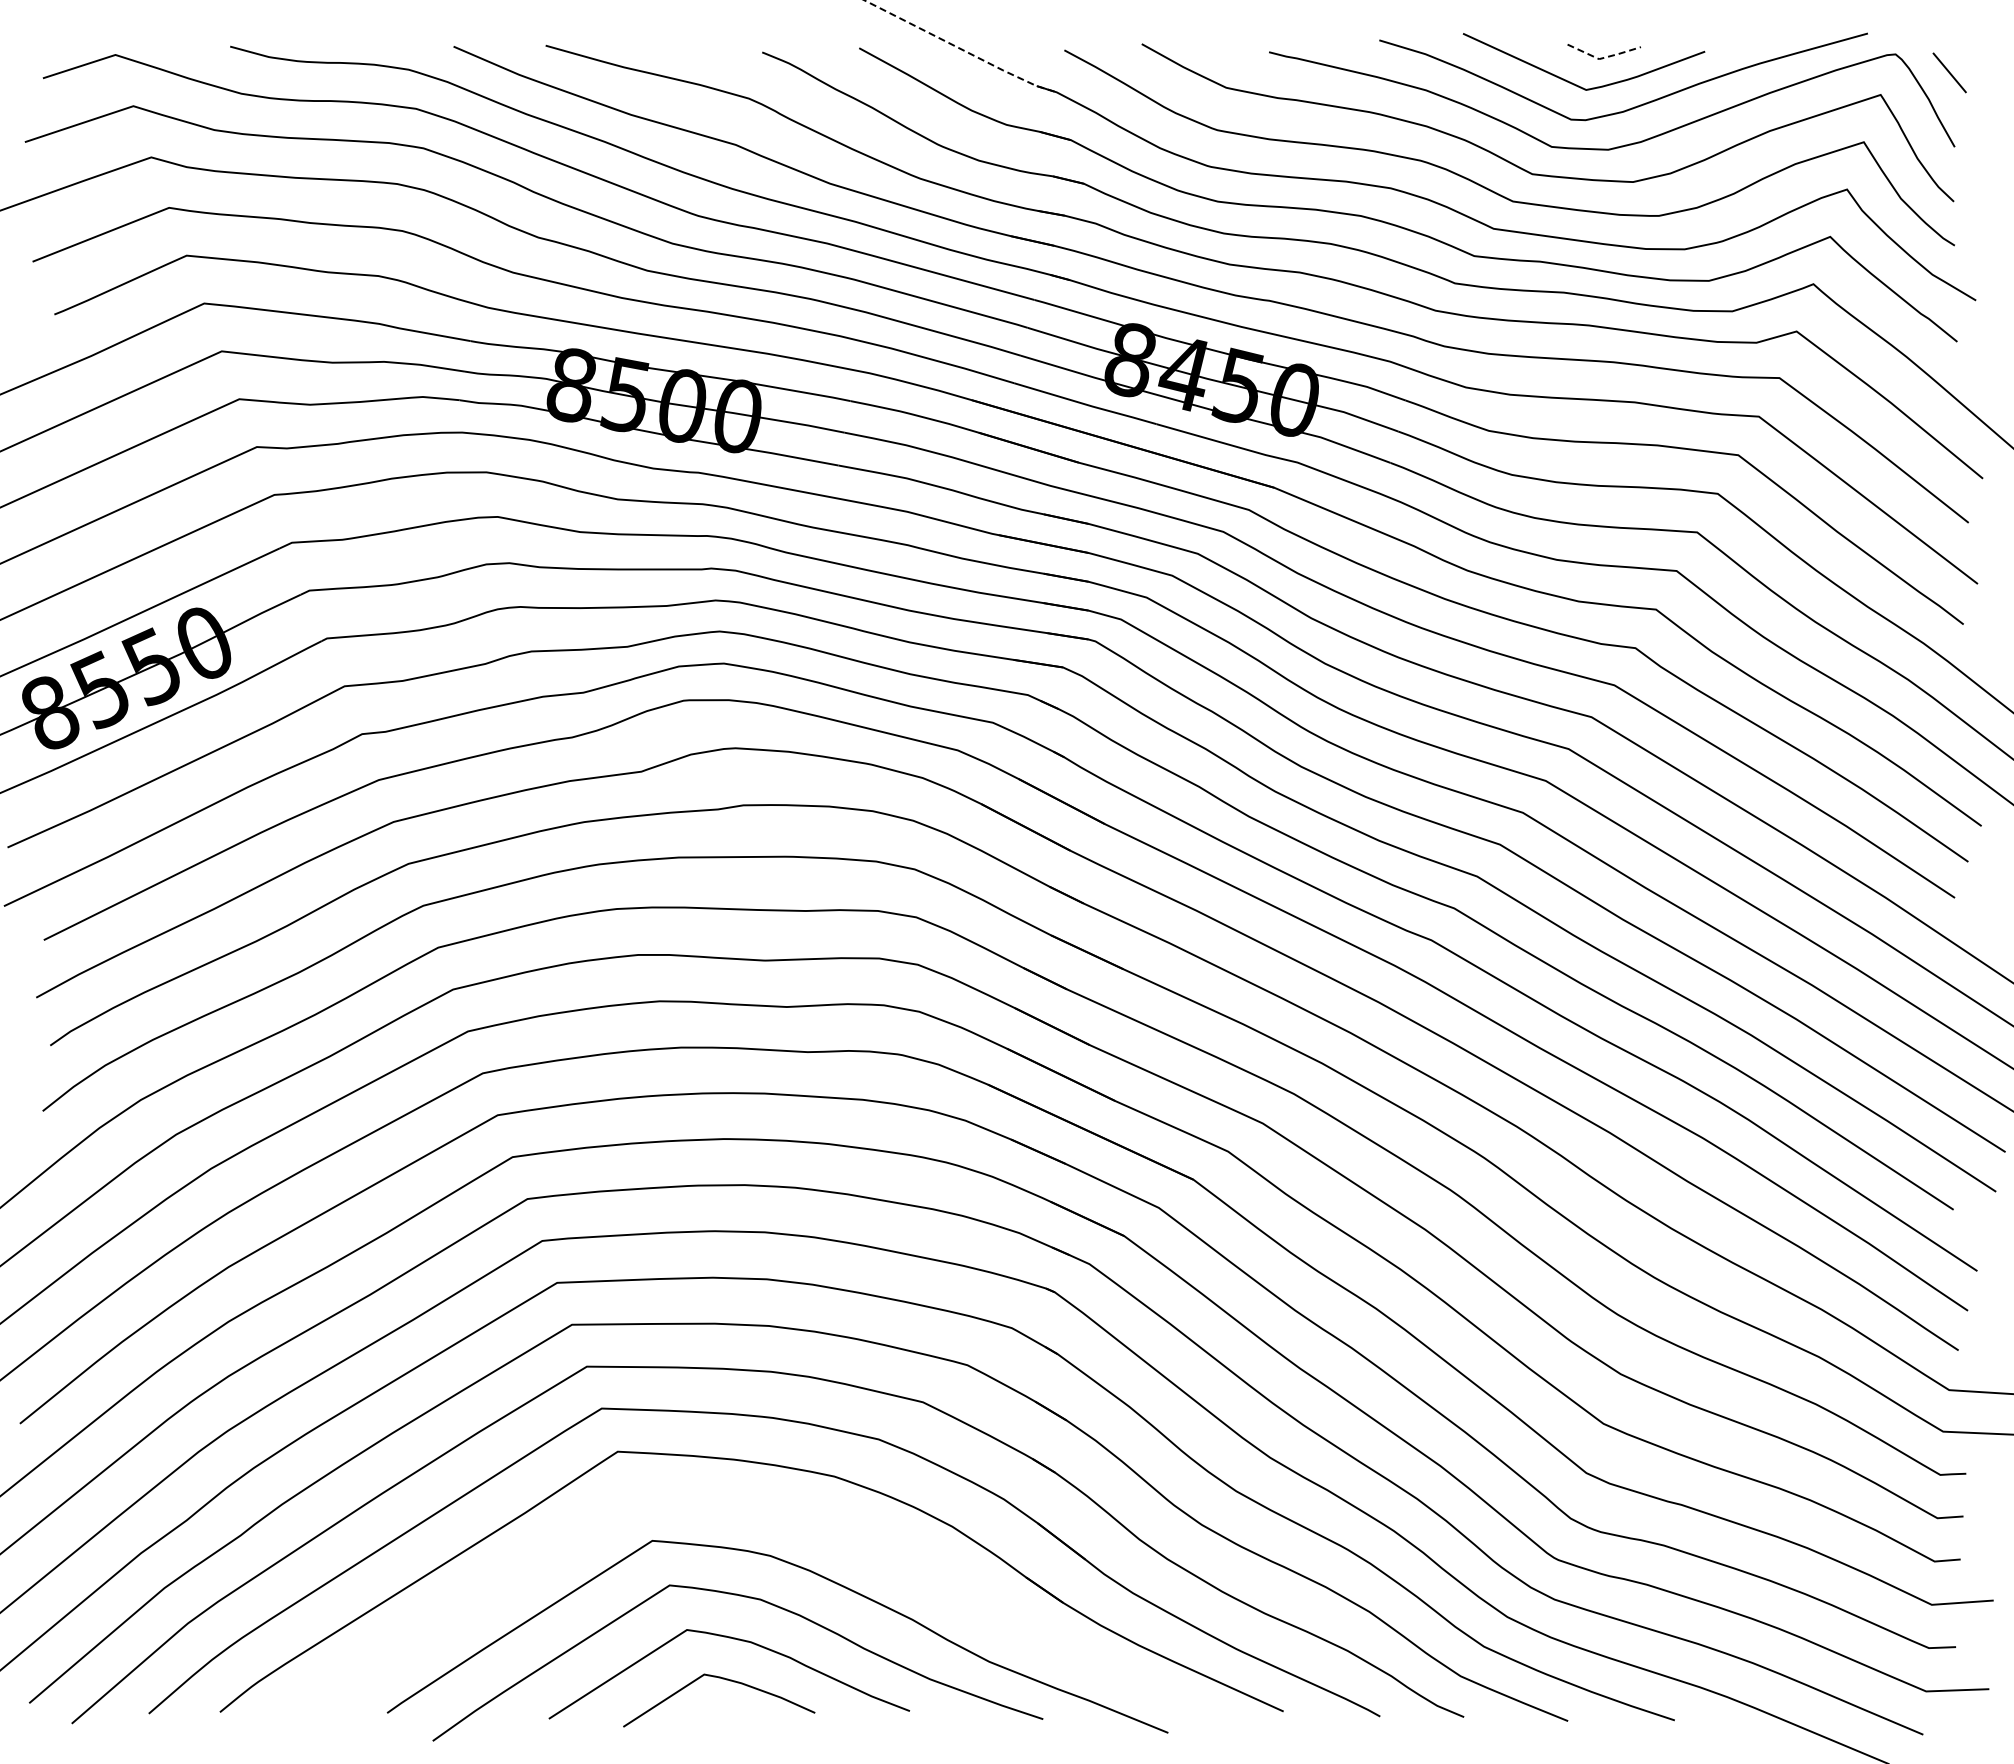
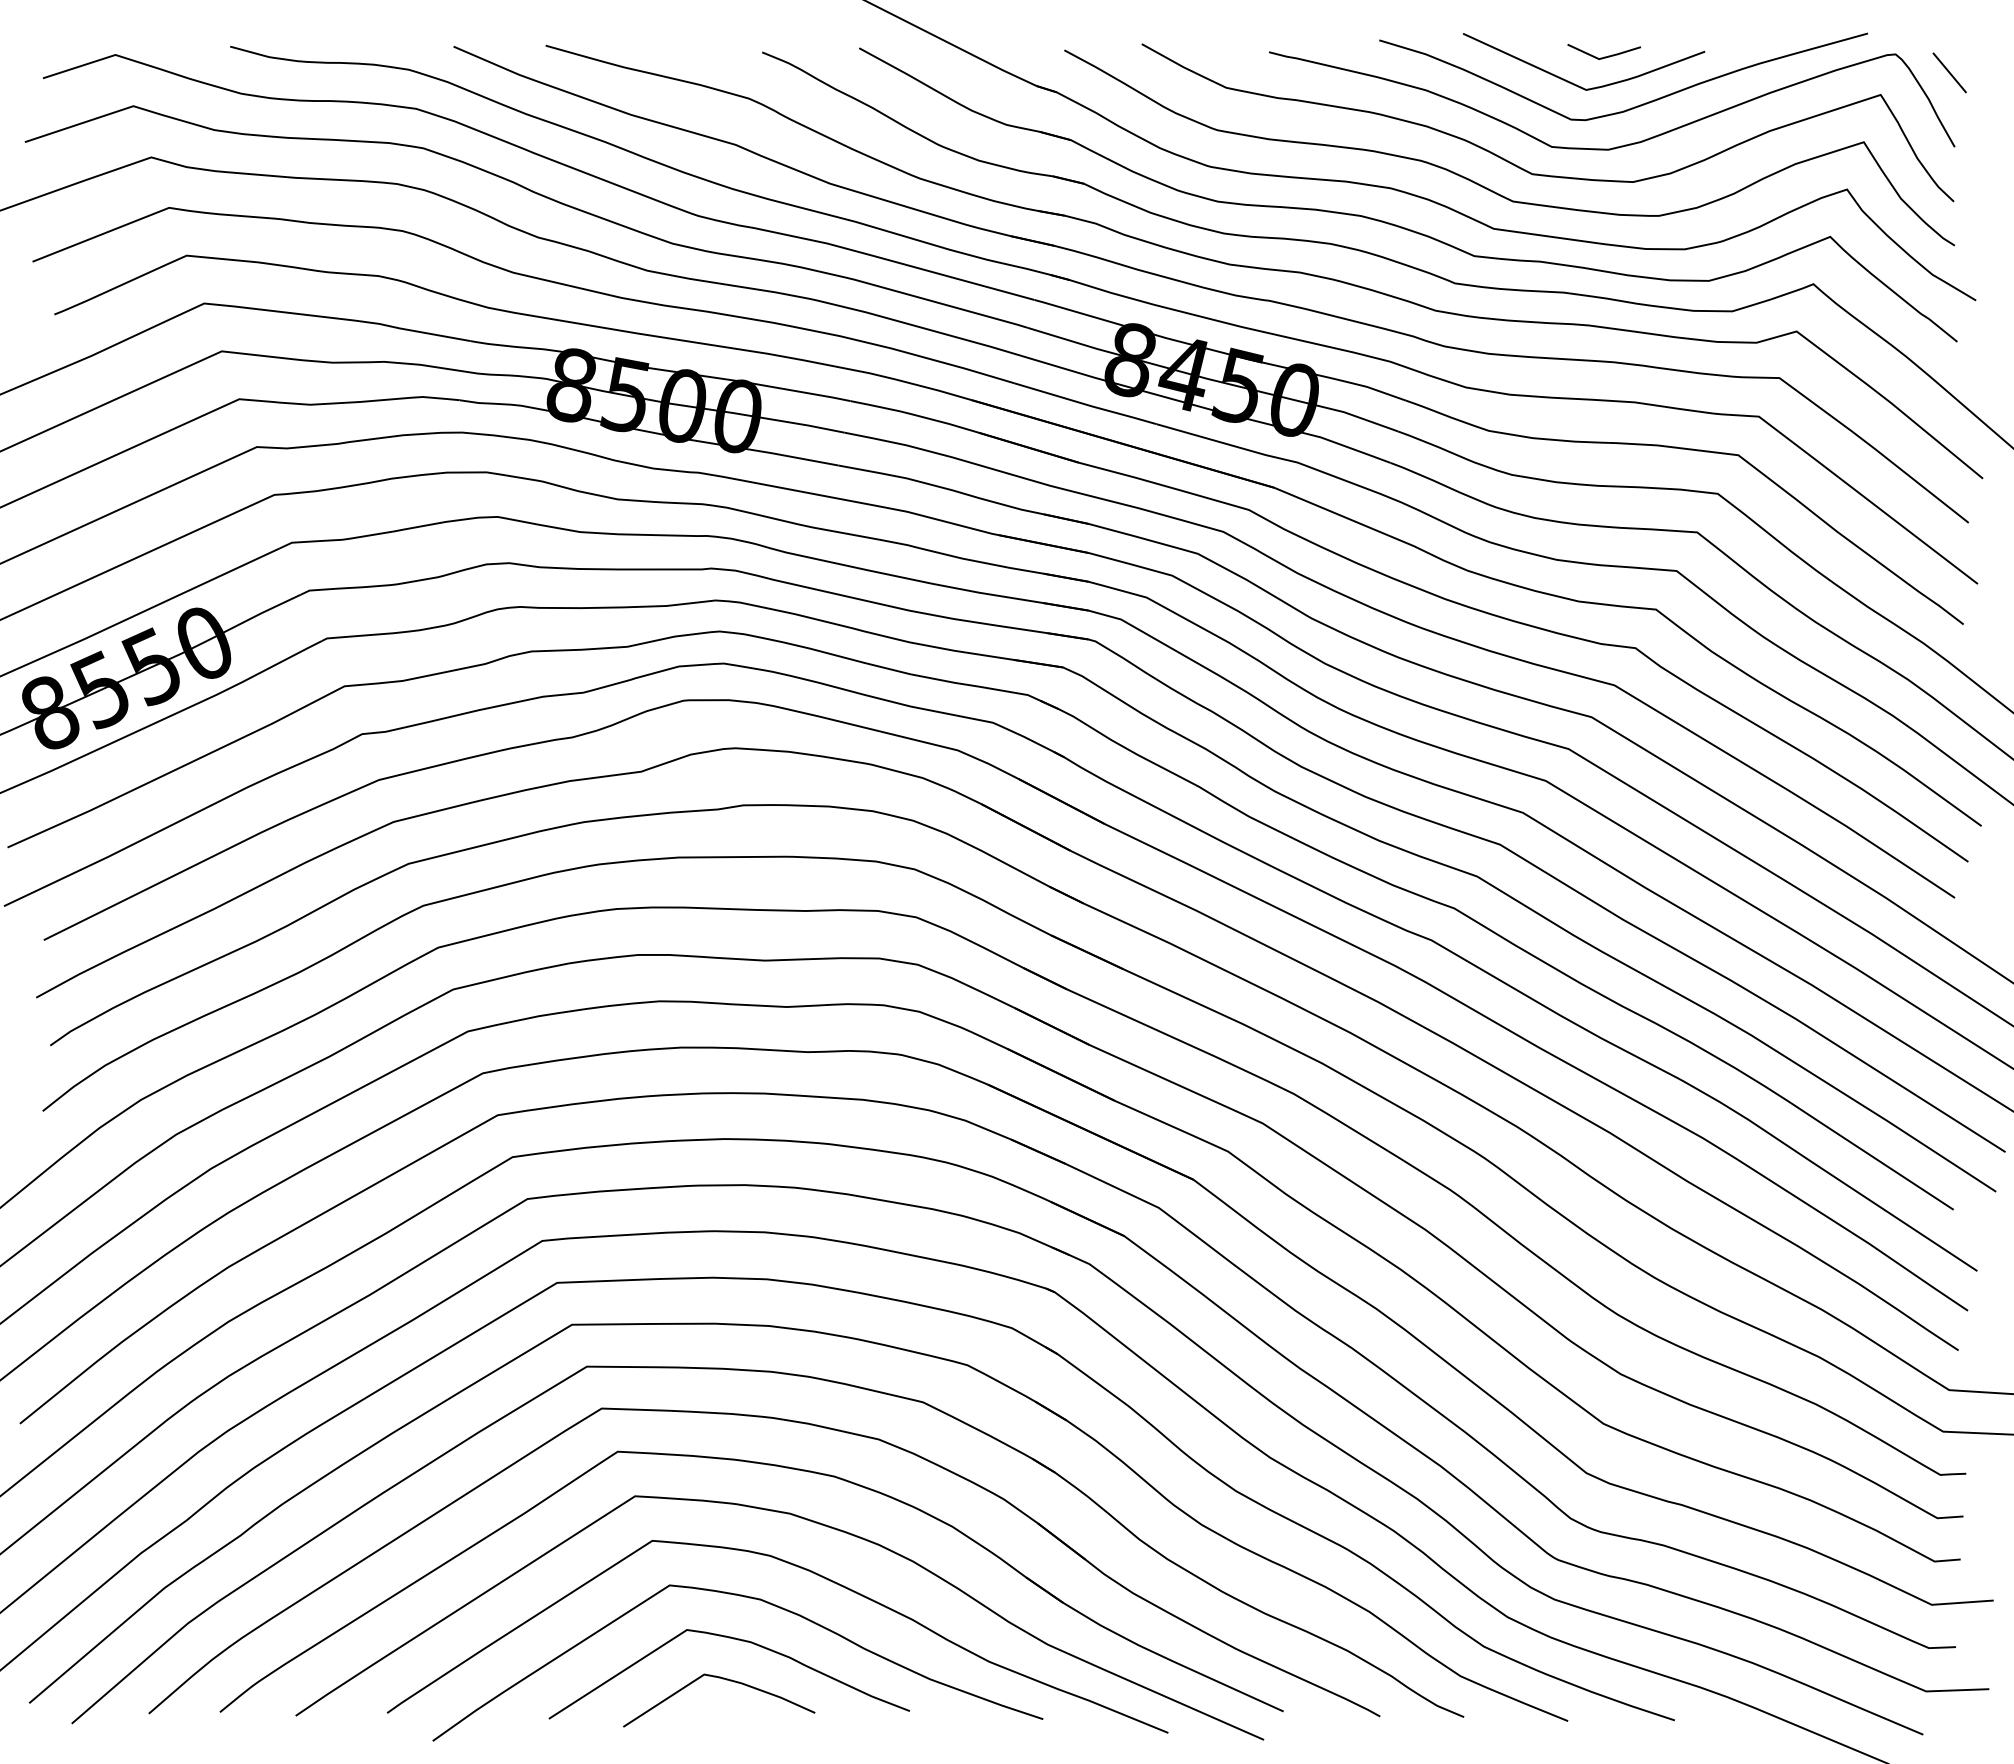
line: dashed -> solid (961, 49)
line: dashed -> solid (1603, 57)
curve: none -> present (812, 1522)
